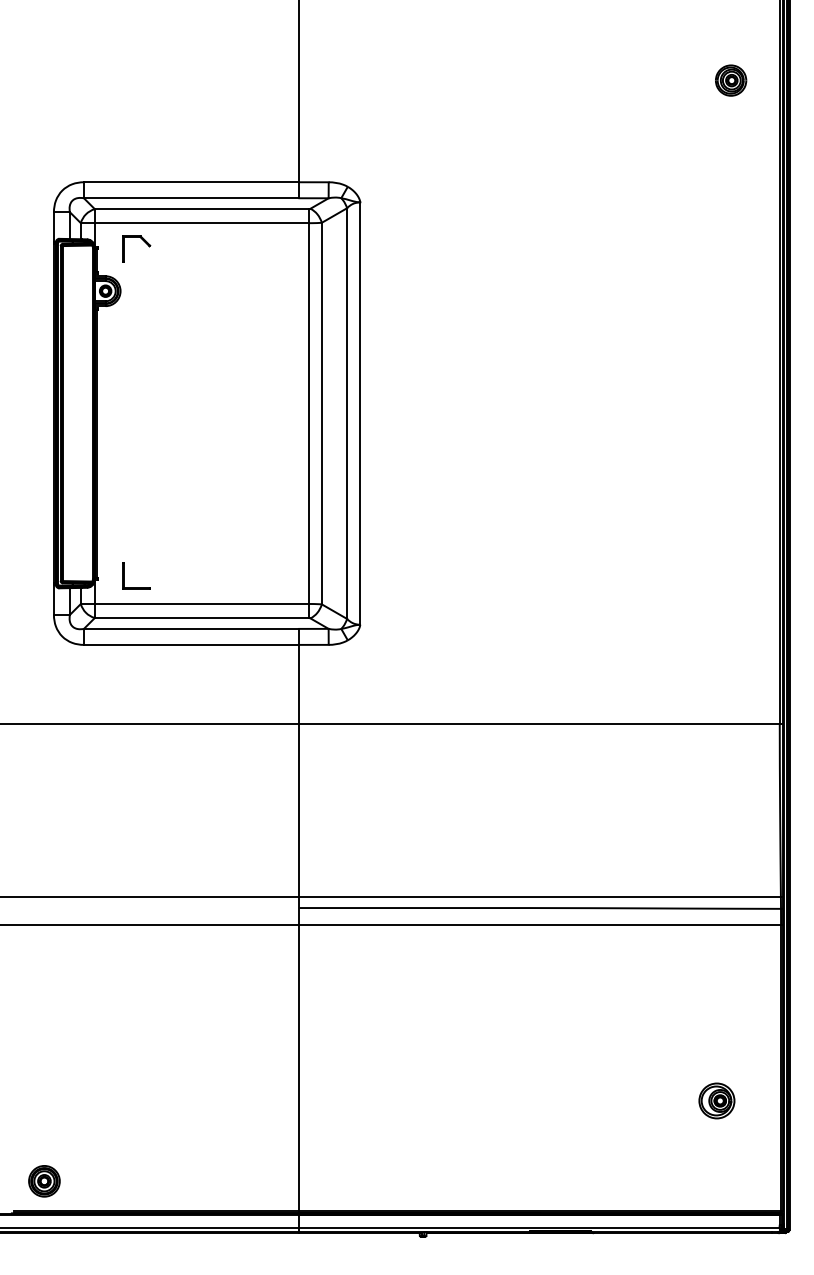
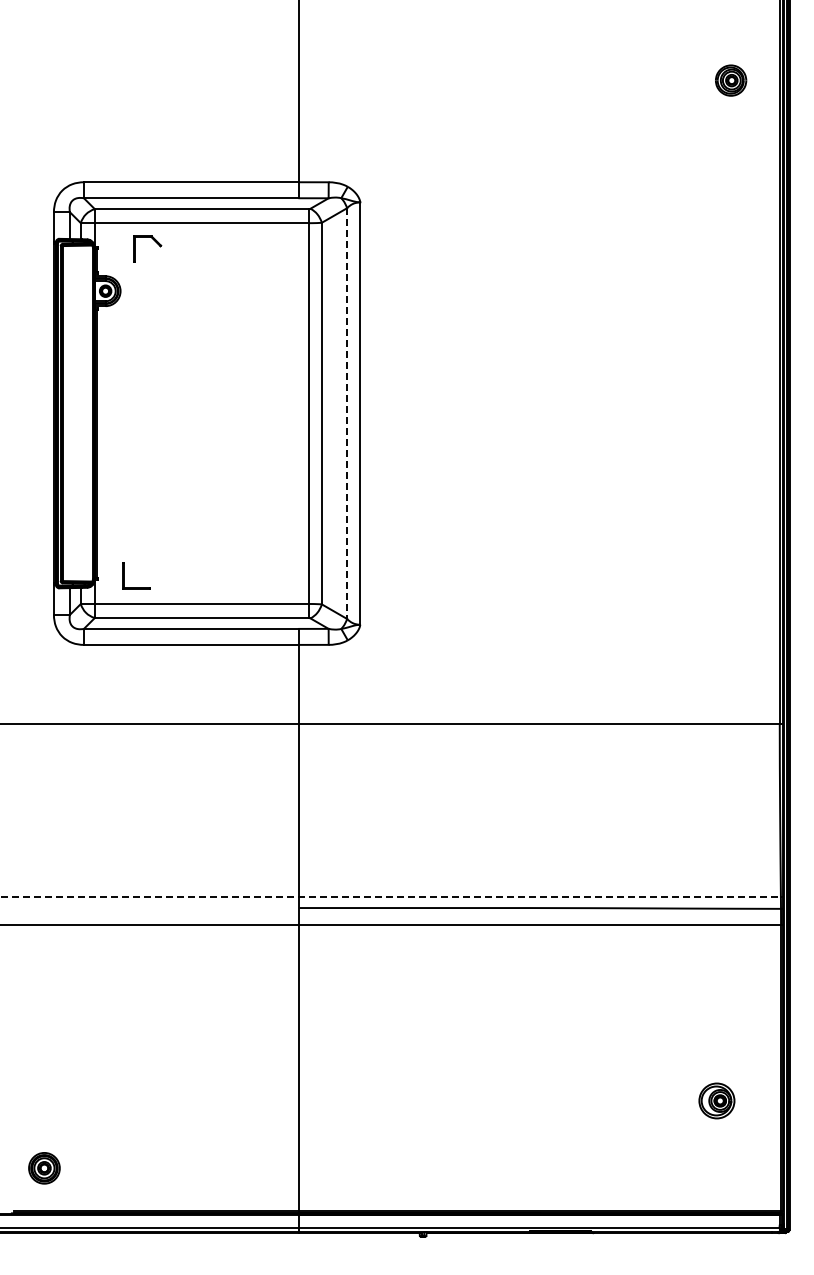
part position: (143, 241) -> (154, 241) (154, 241)
line: solid -> dashed (347, 414)
line: solid -> dashed (391, 897)
part position: (44, 1181) -> (44, 1168) (44, 1168)
